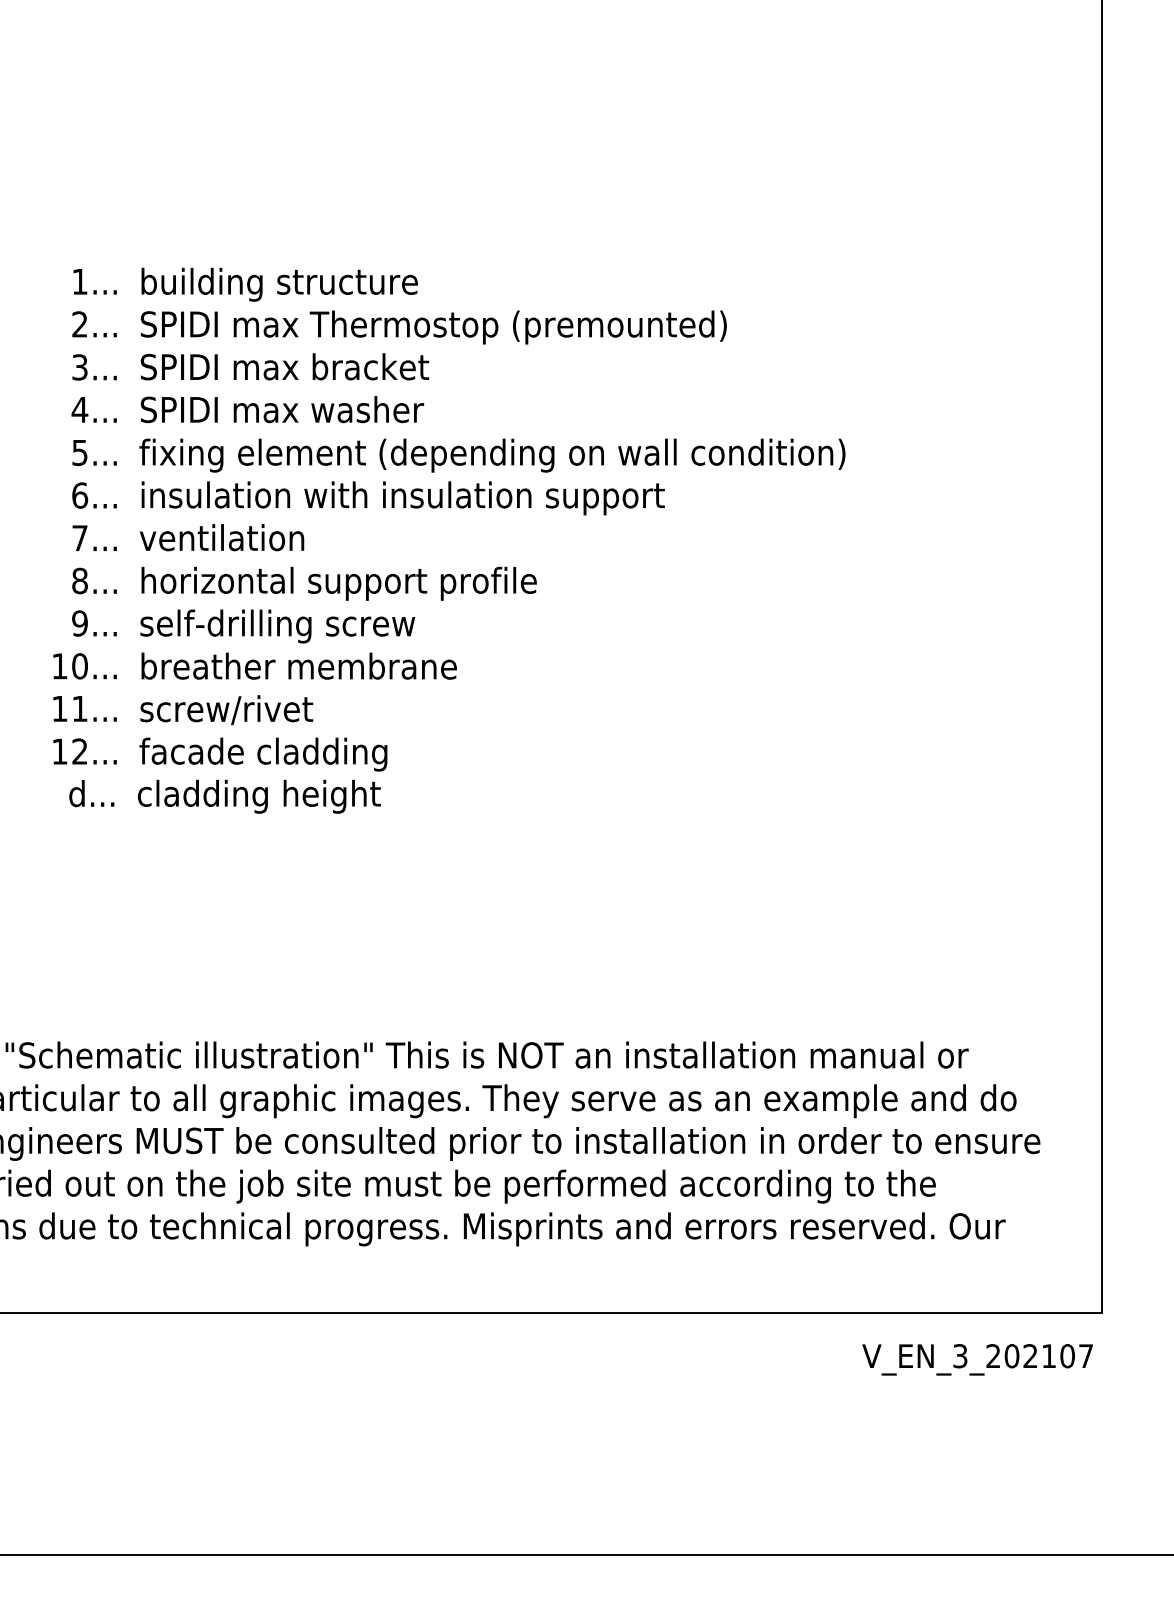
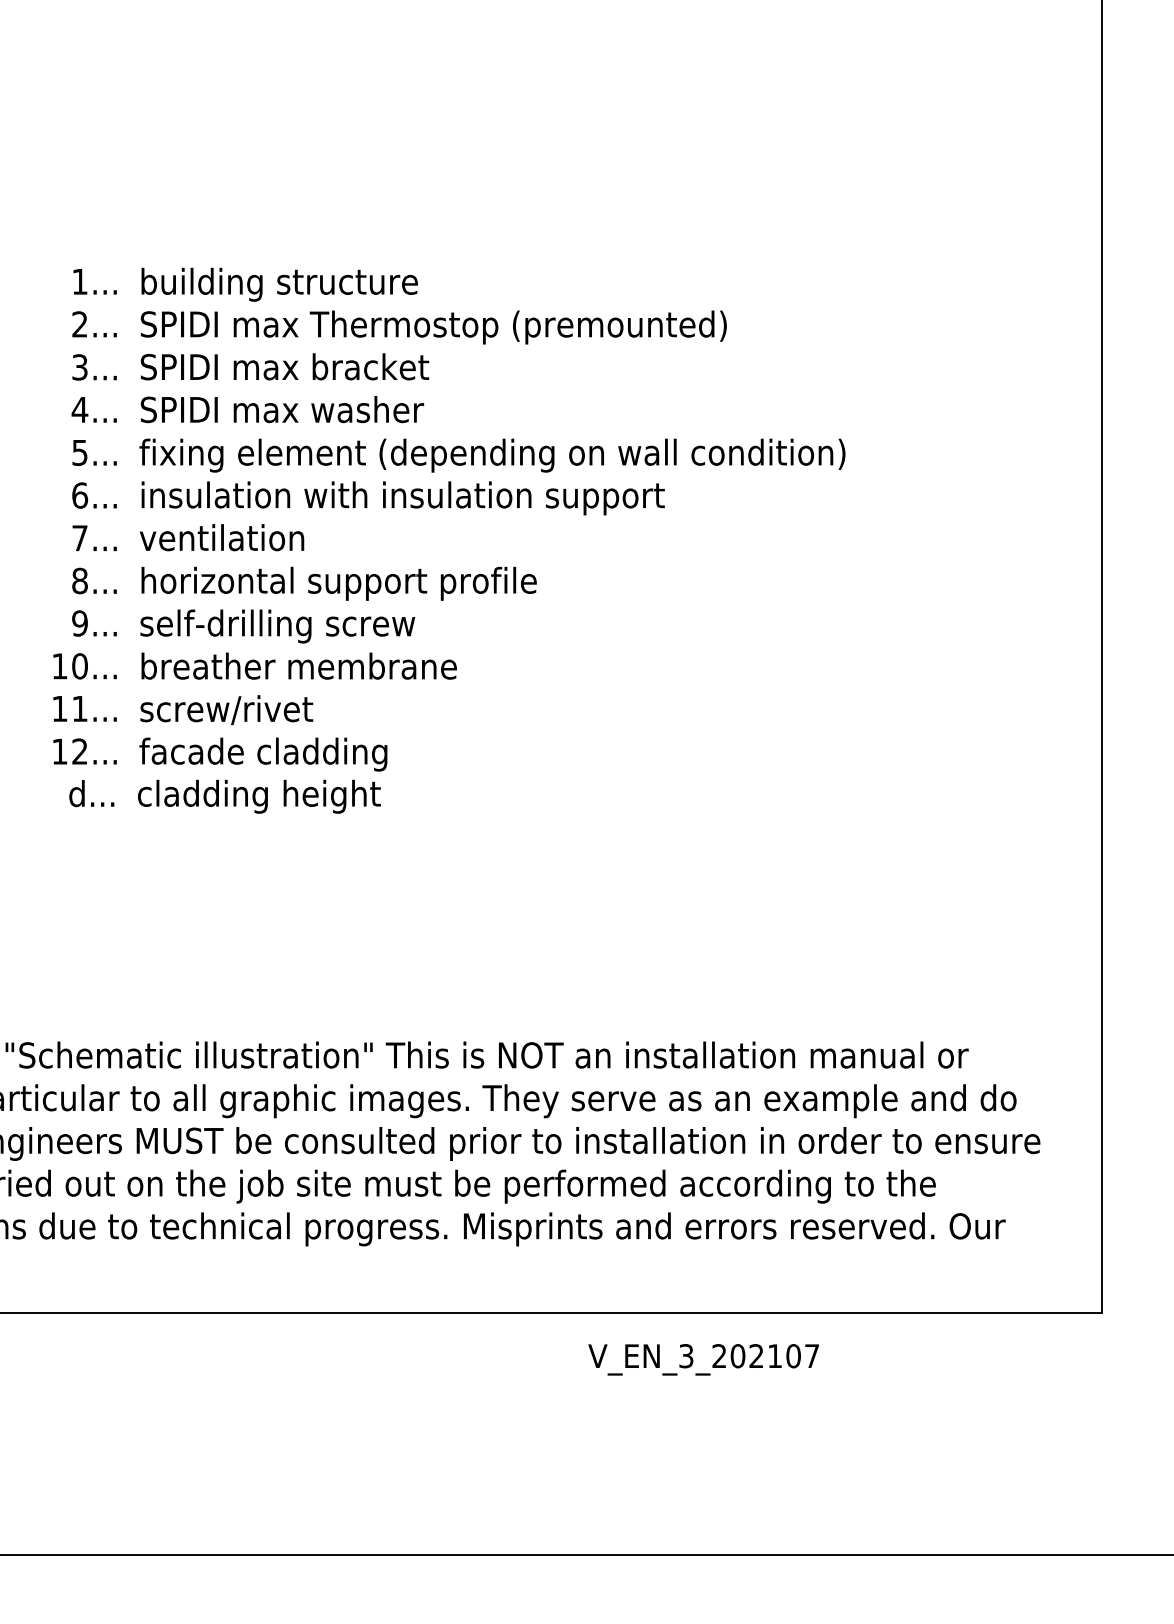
text position: (977, 1359) -> (703, 1359) (703, 1359)
